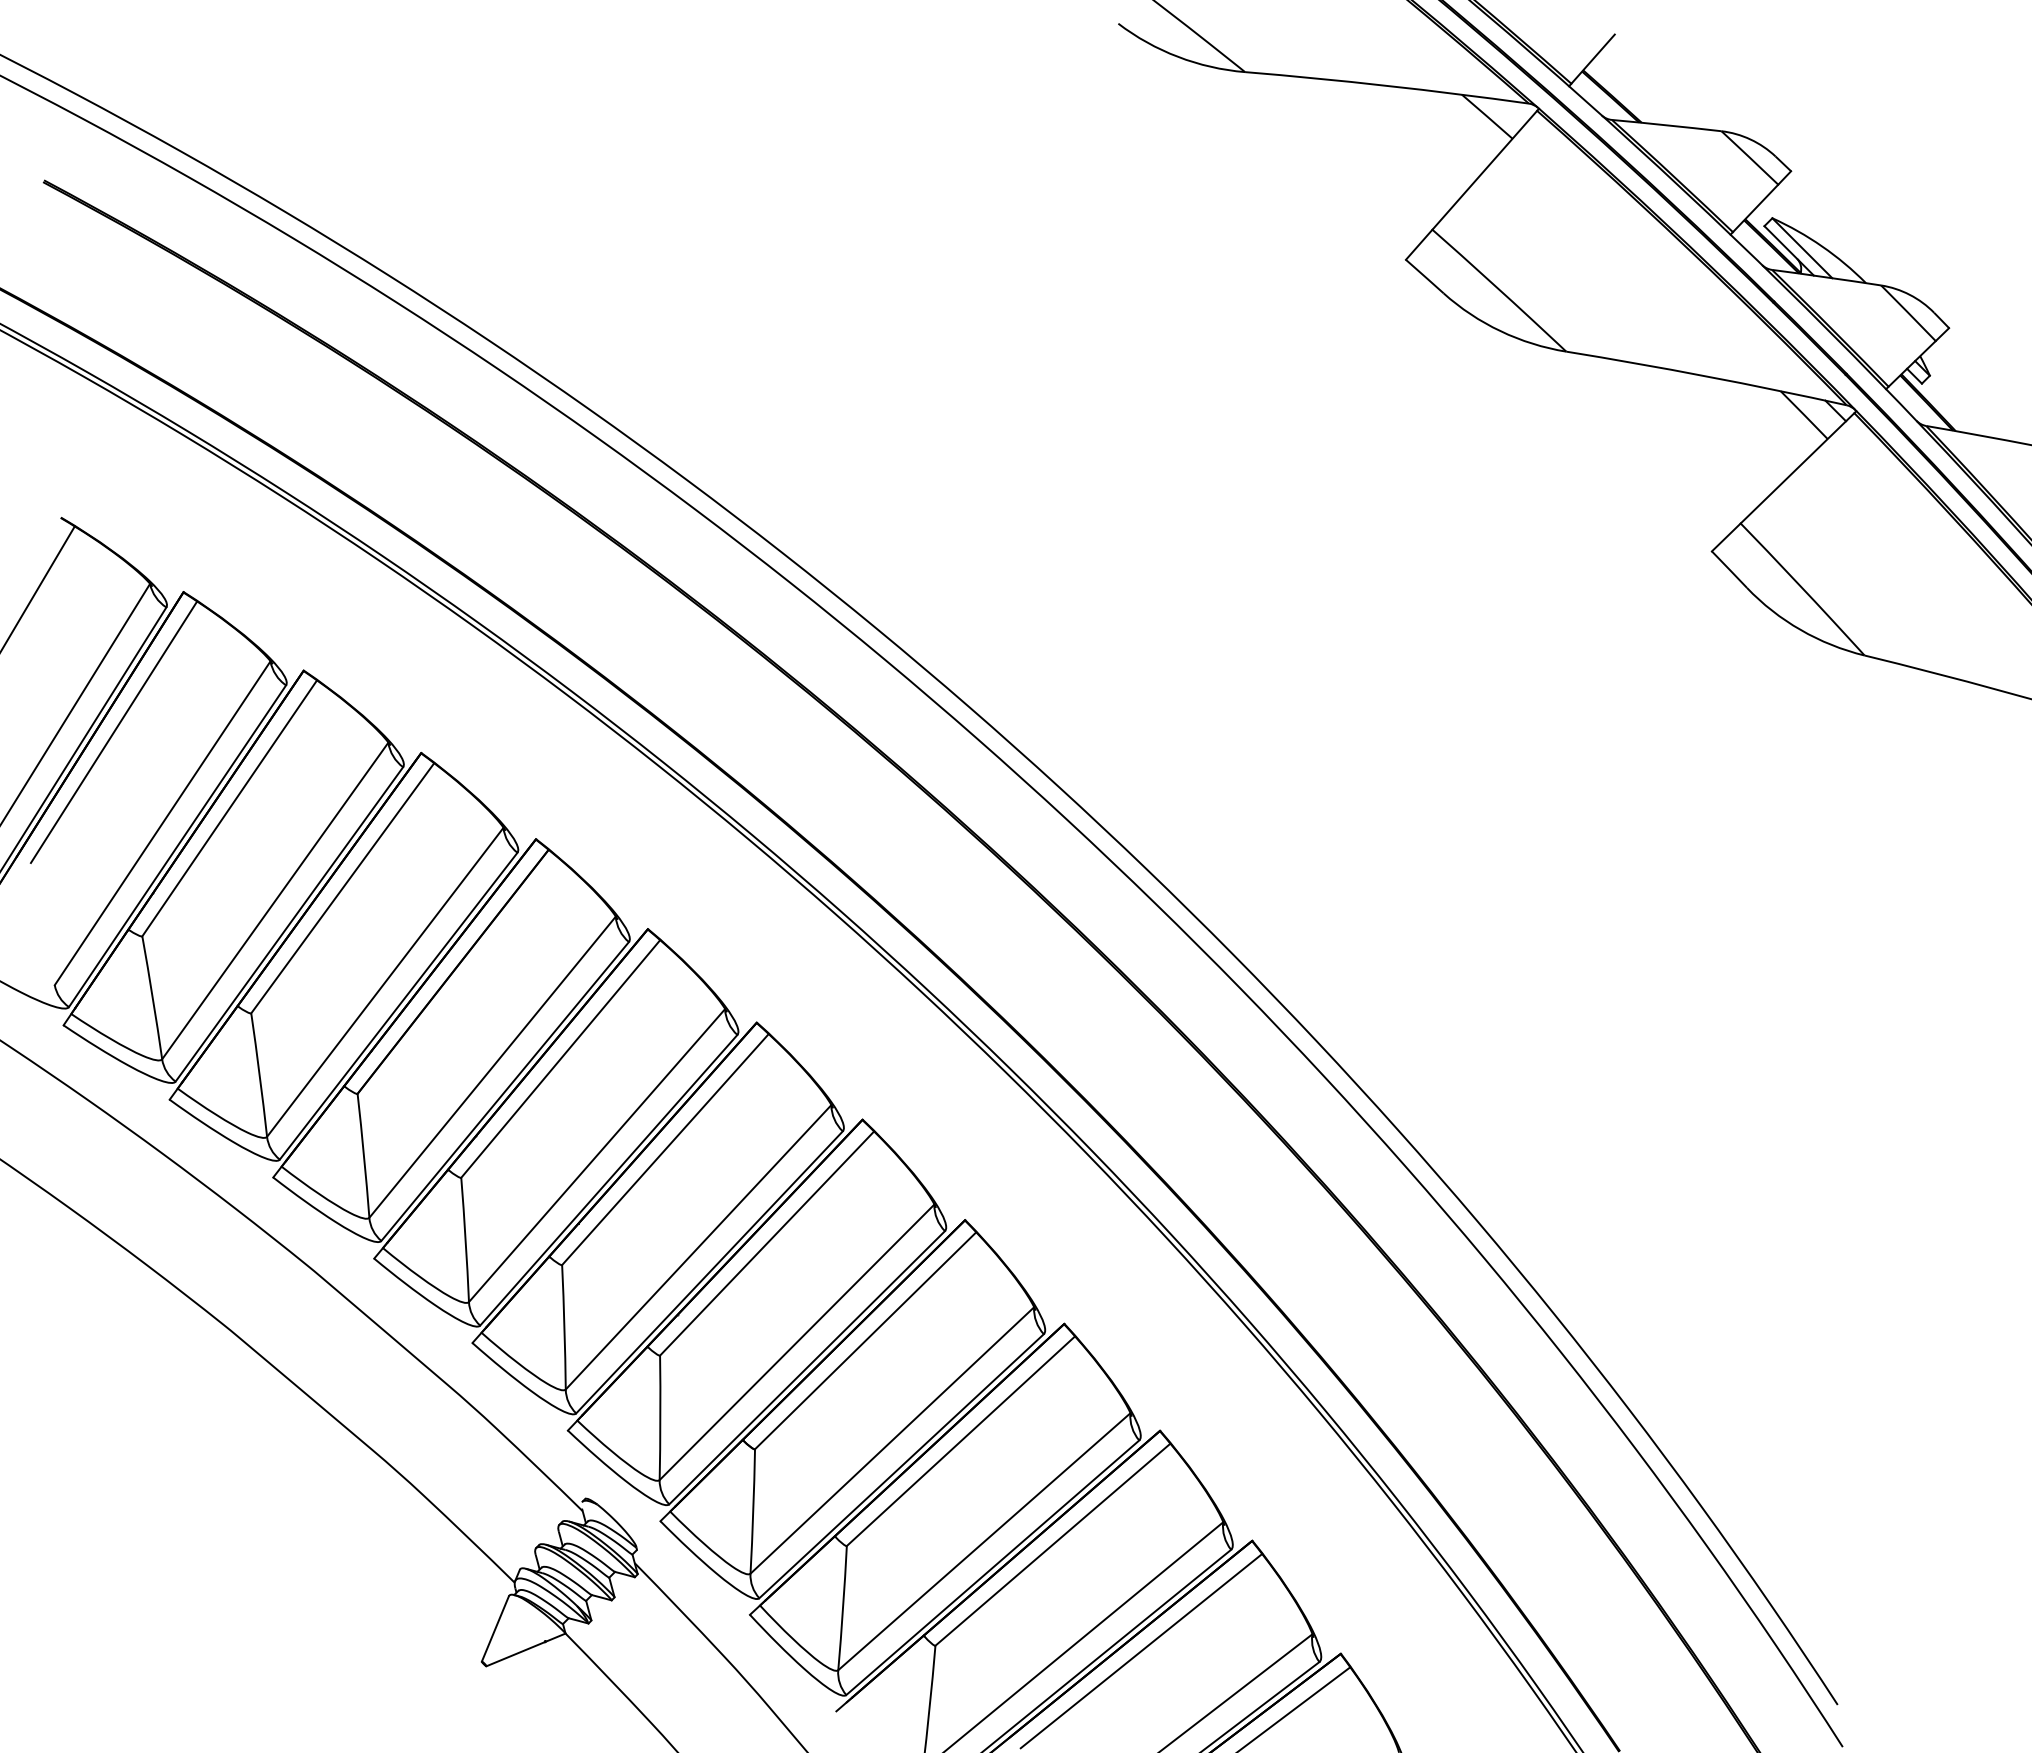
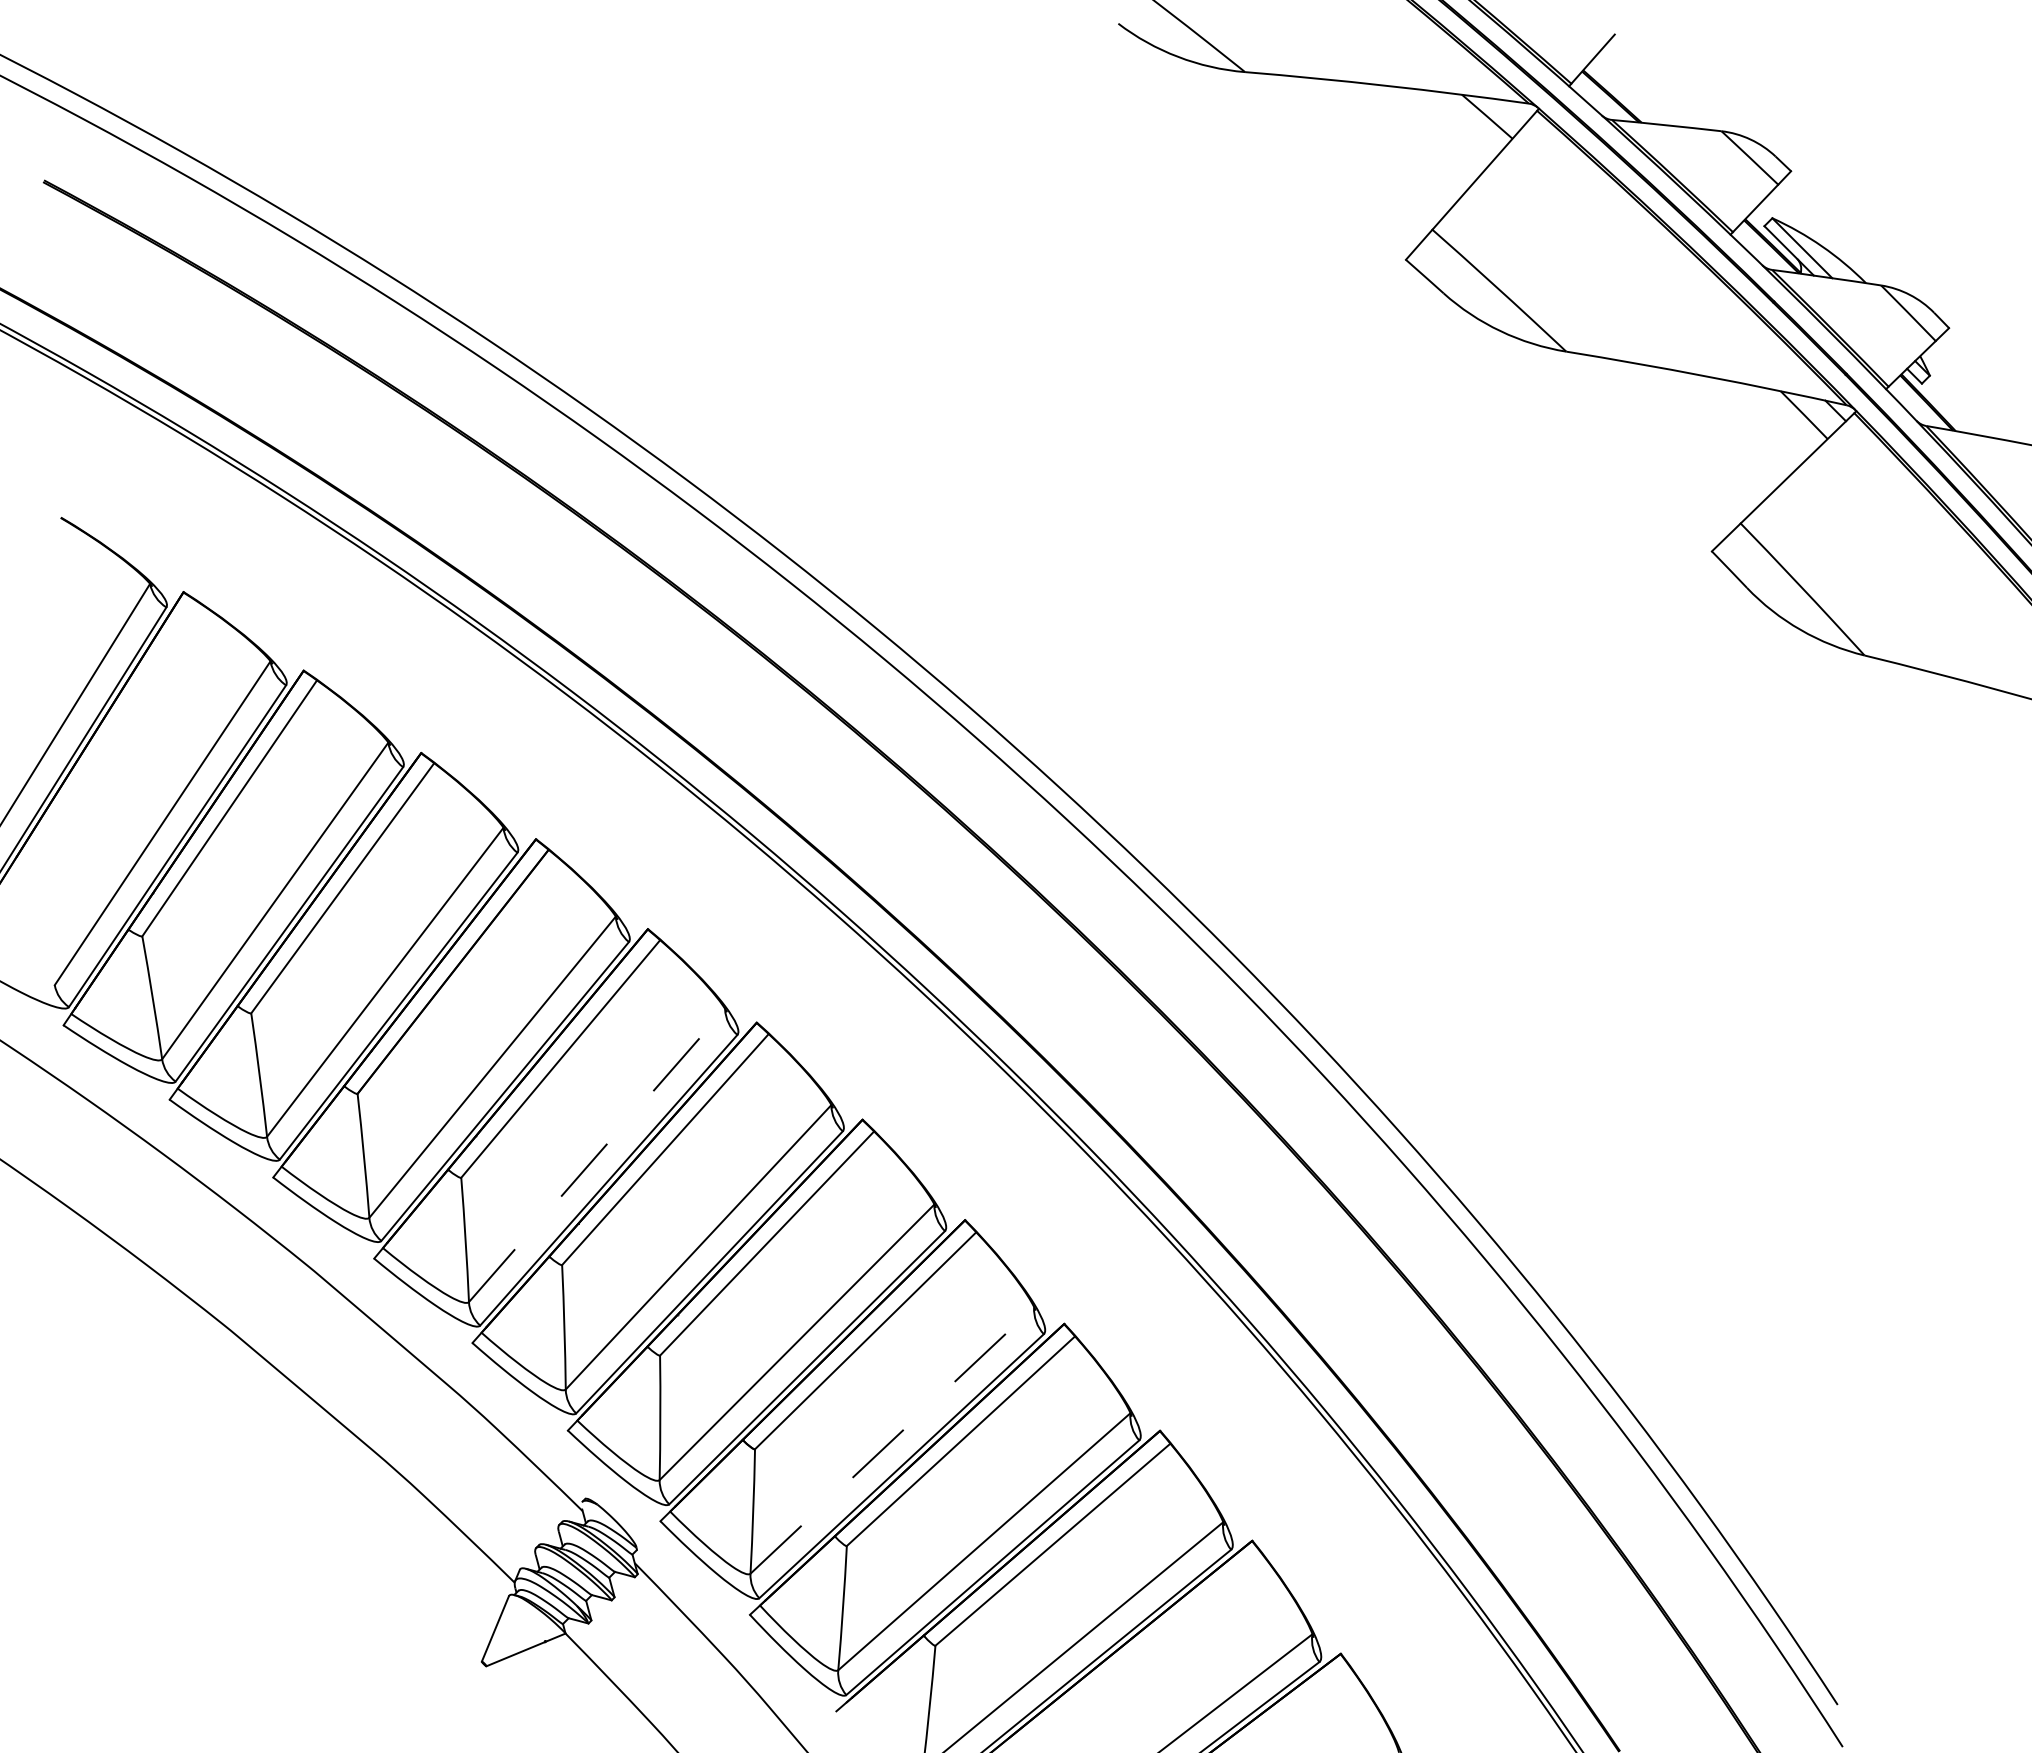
line: present -> none (38, 587)
line: present -> none (113, 732)
line: solid -> dashed (597, 1155)
line: solid -> dashed (892, 1440)
line: present -> none (1141, 1650)
line: present -> none (1295, 1708)
